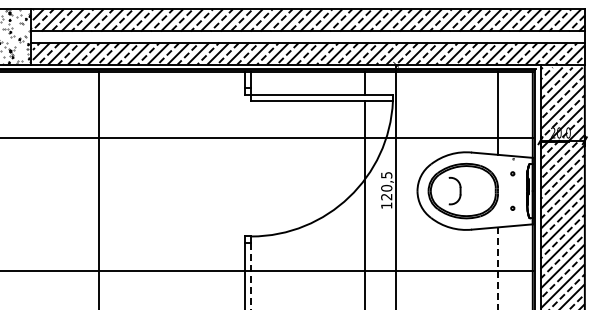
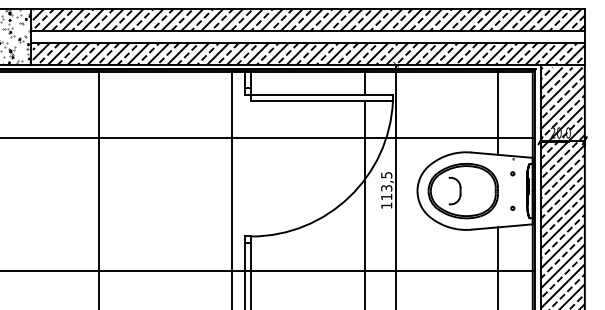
line: none -> present (232, 189)
text: 120,5 -> 113,5 (386, 192)
line: dashed -> solid (498, 268)
line: dashed -> solid (251, 277)
